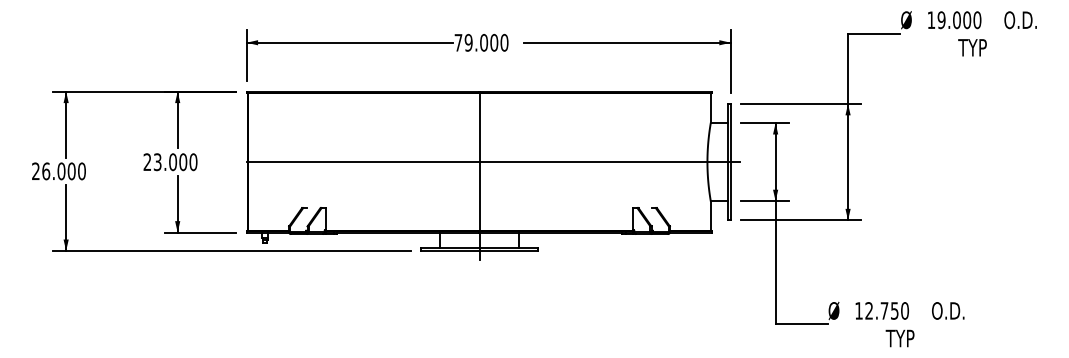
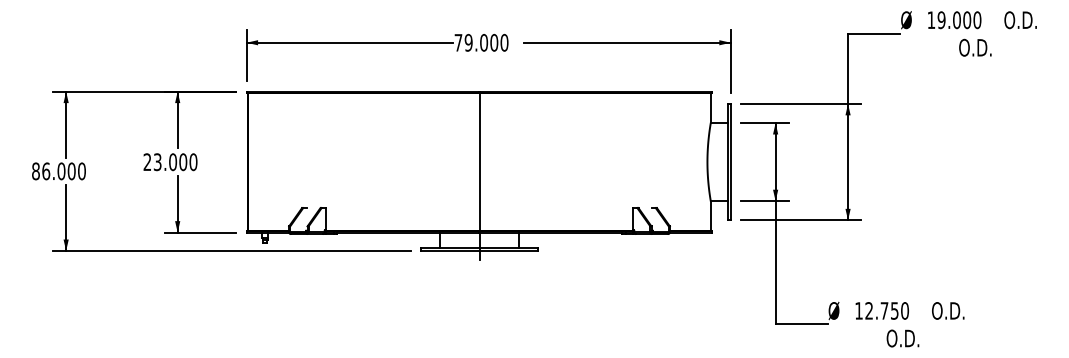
text: TYP -> O.D. (974, 47)
line: present -> none (492, 162)
text: 26.000 -> 86.000 (35, 171)
text: TYP -> O.D. (902, 338)
